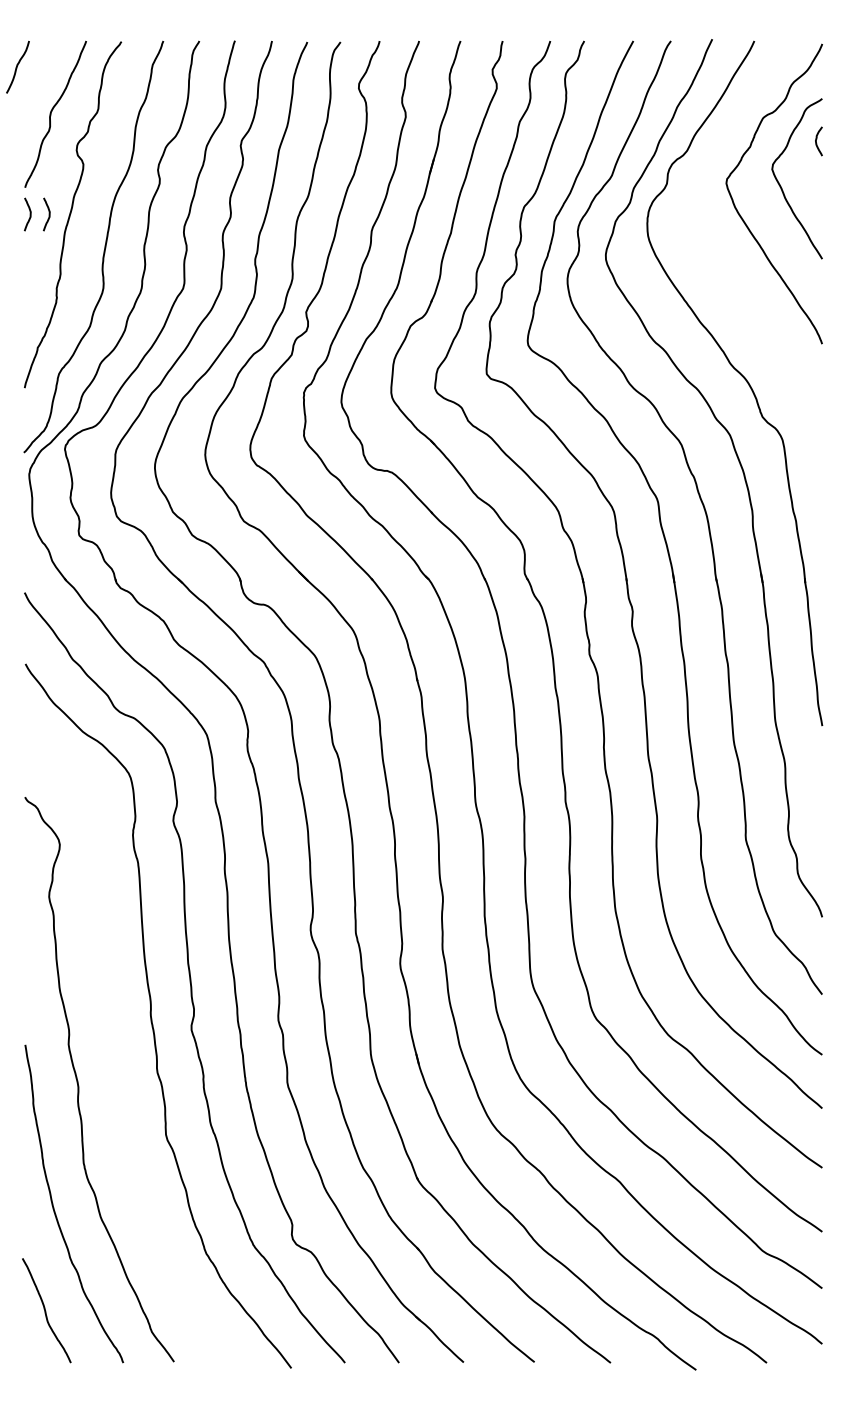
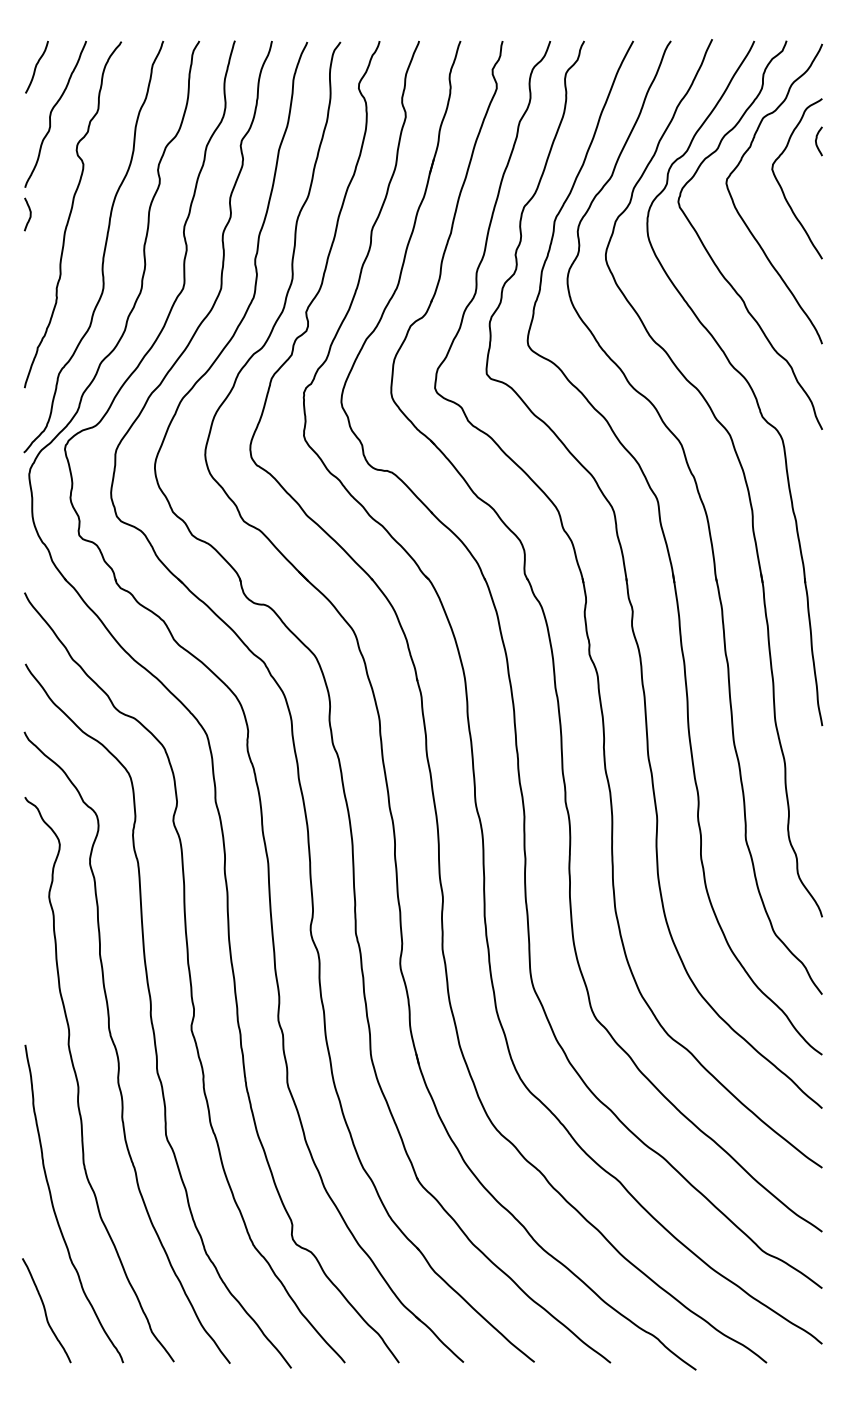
curve position: (17, 66) -> (36, 66) (36, 66)
curve: present -> none (48, 214)
curve: none -> present (710, 254)
curve: none -> present (117, 1050)
